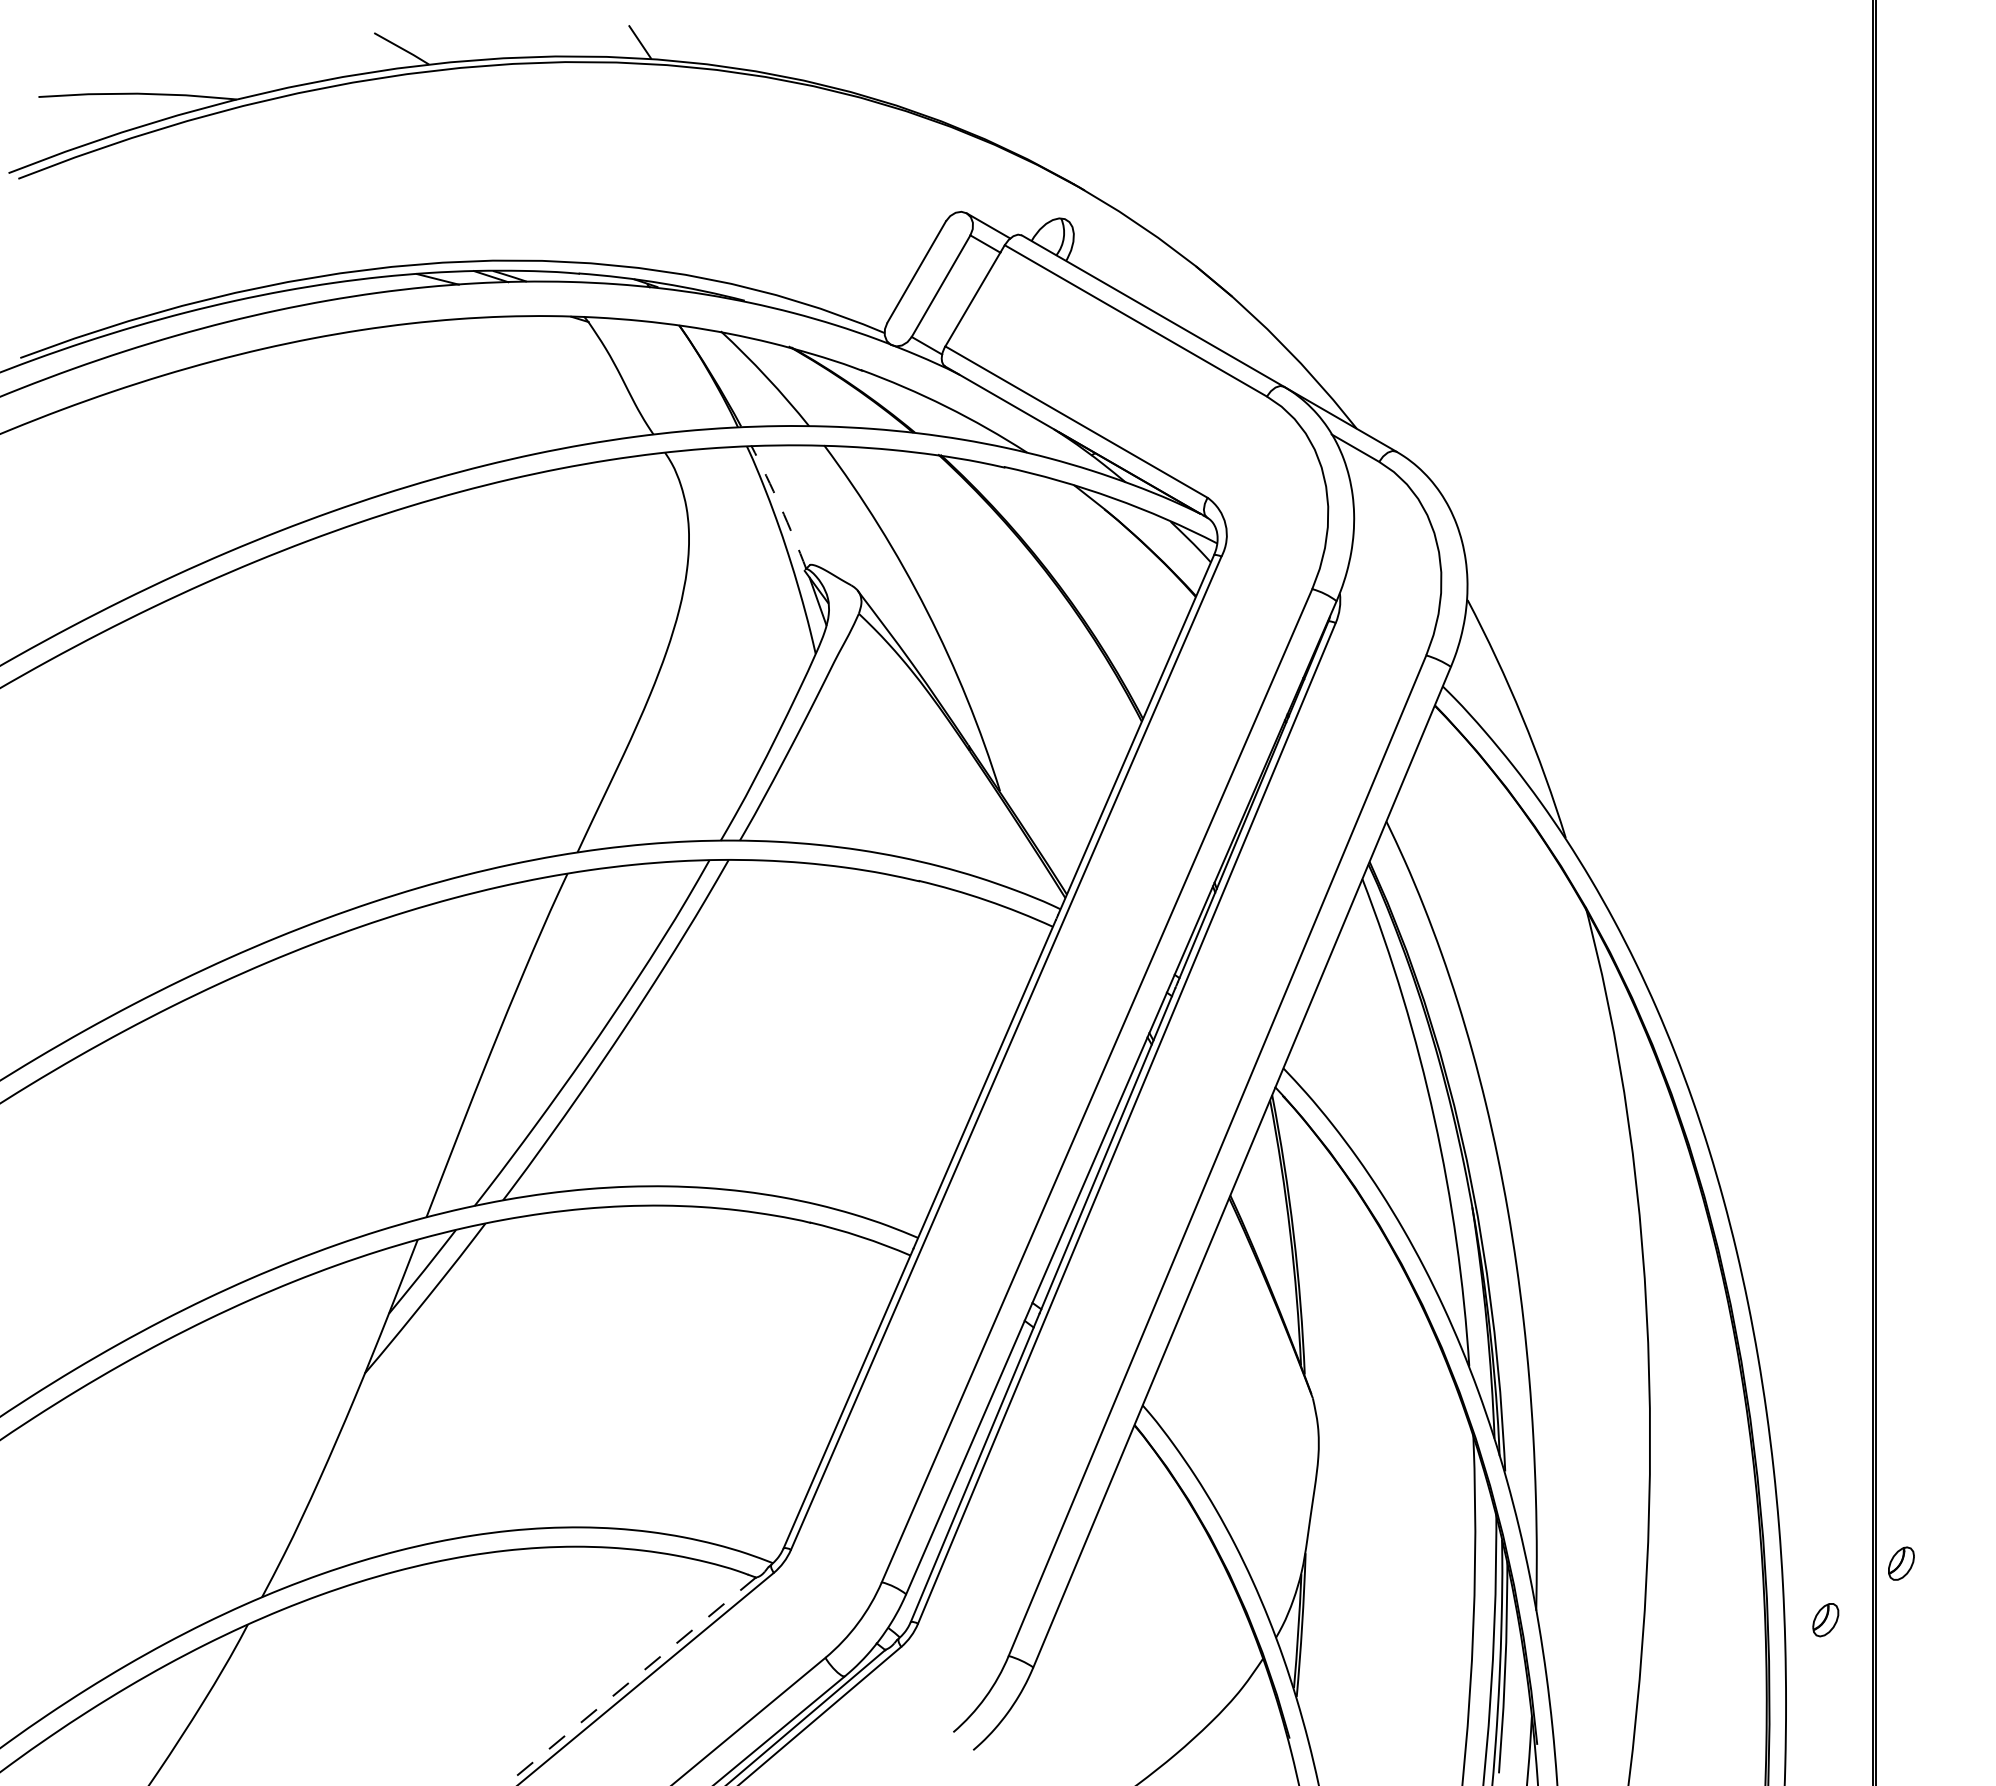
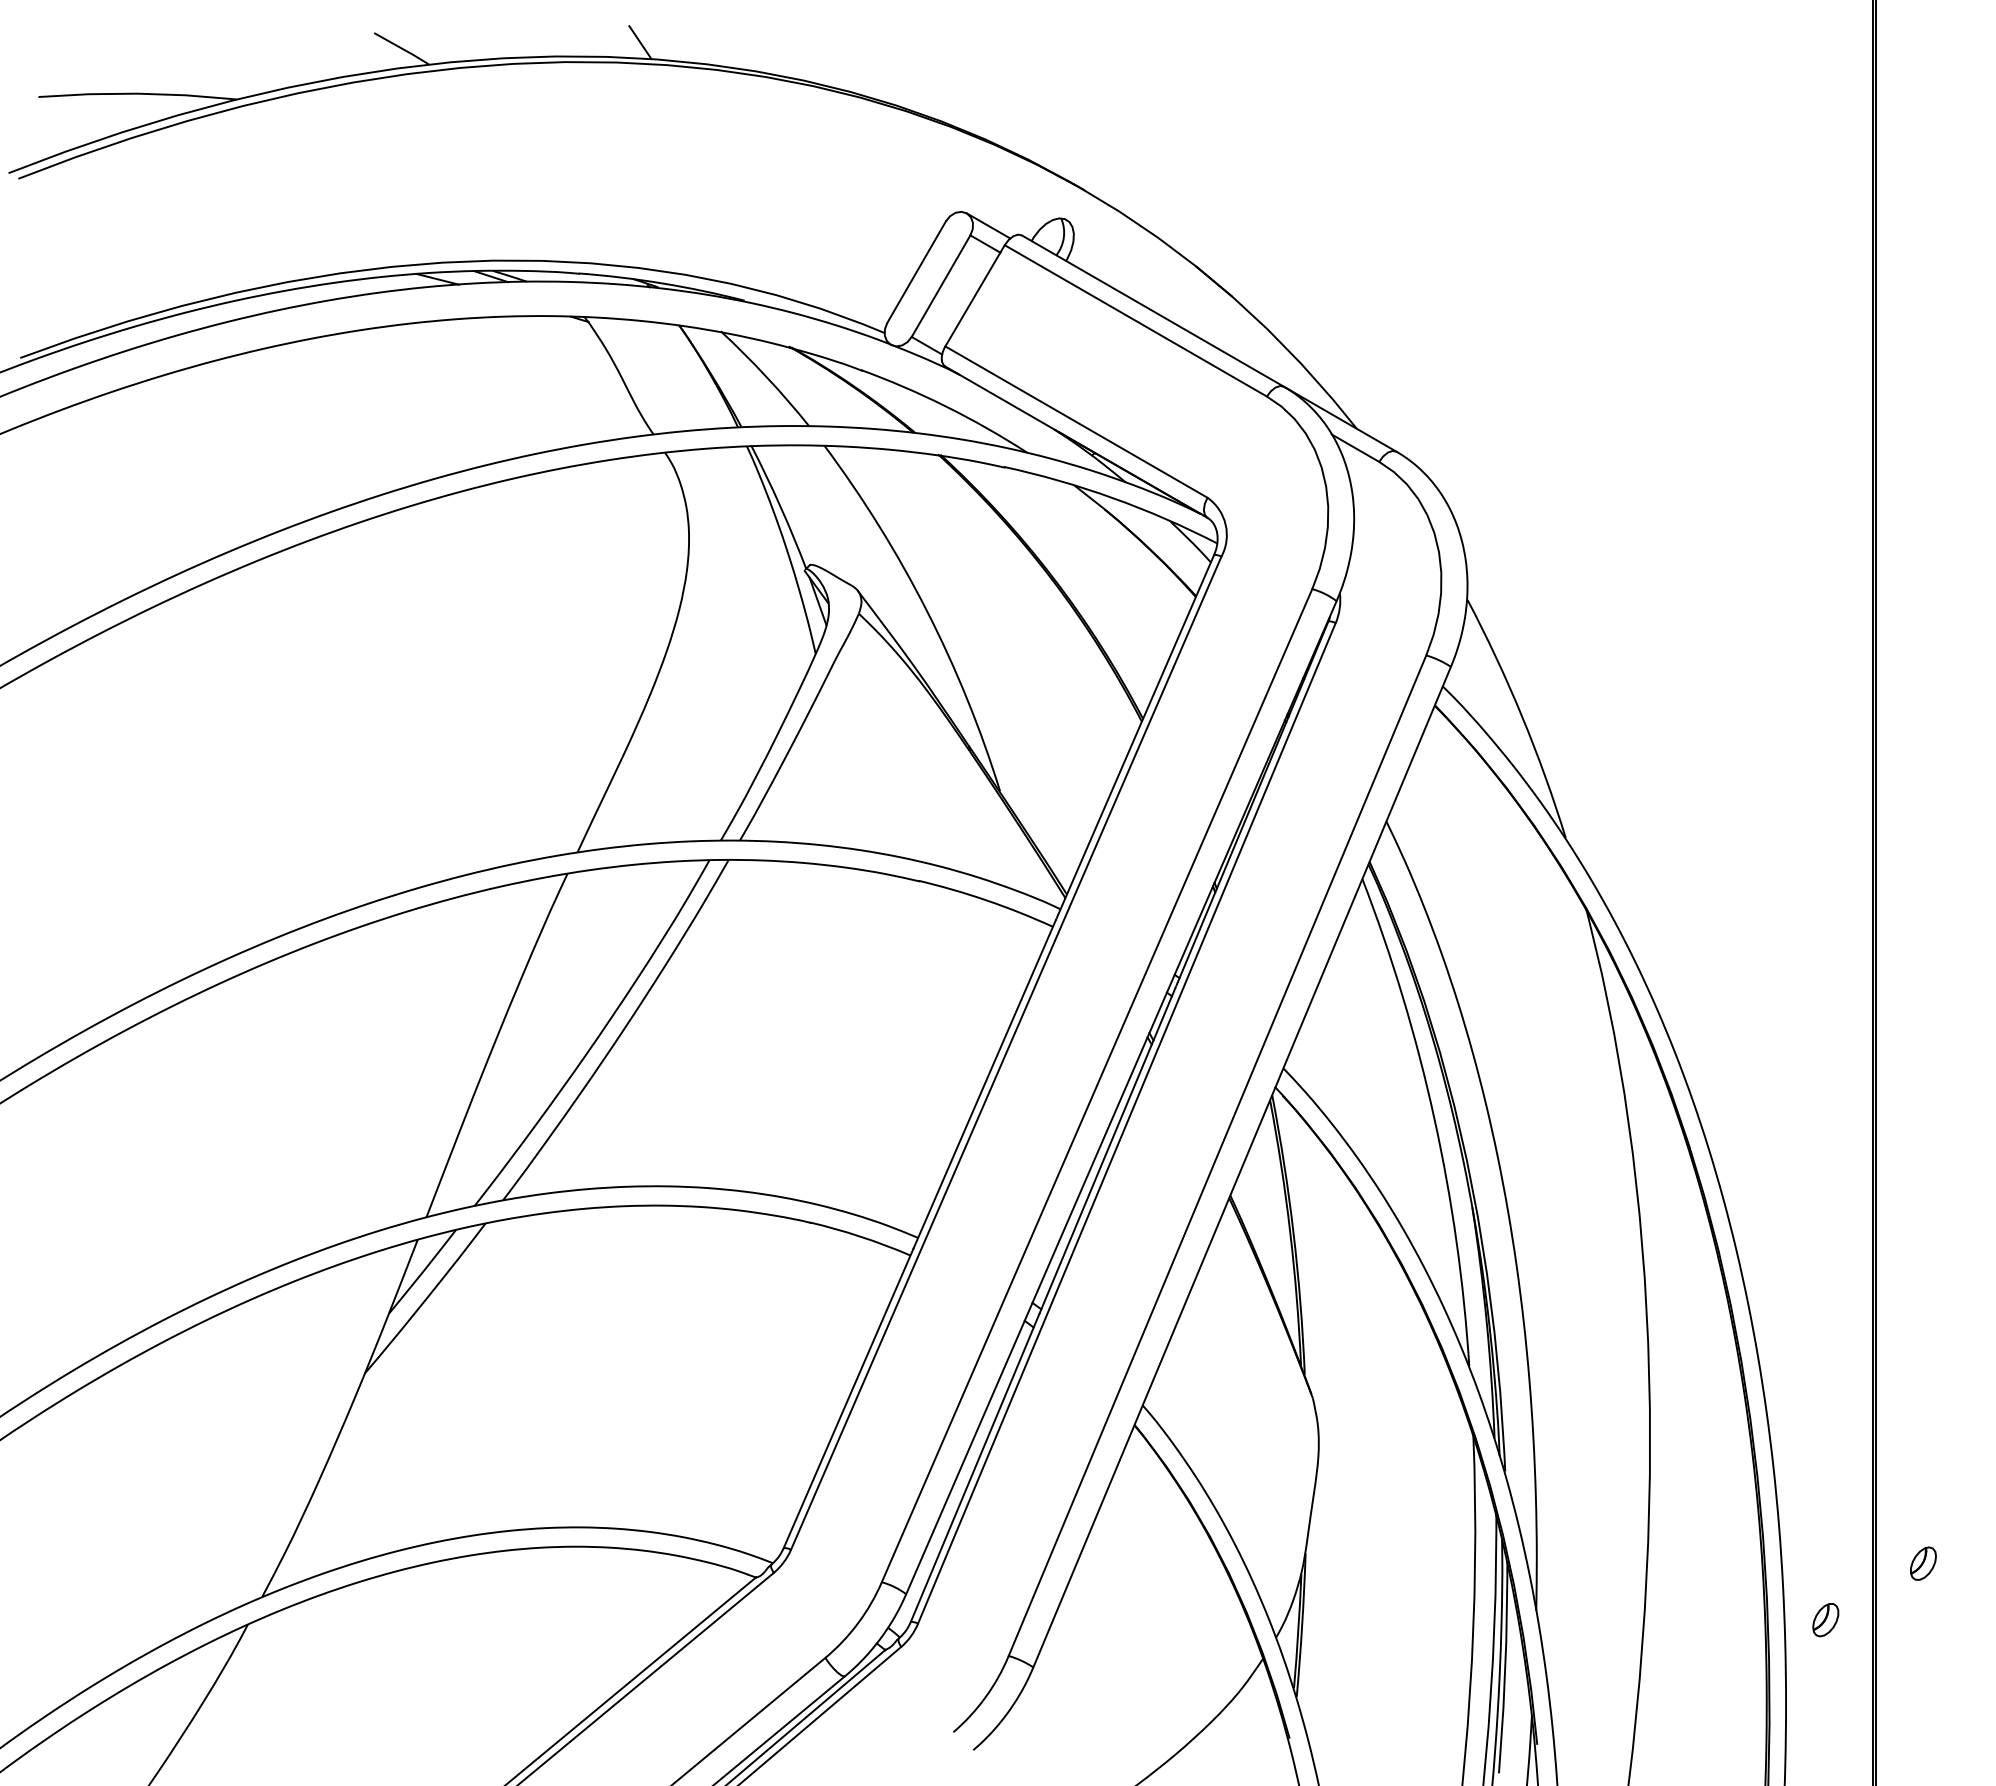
arc: dashed -> solid (780, 506)
part position: (1901, 1563) -> (1923, 1563) (1923, 1563)
line: dashed -> solid (630, 1681)
